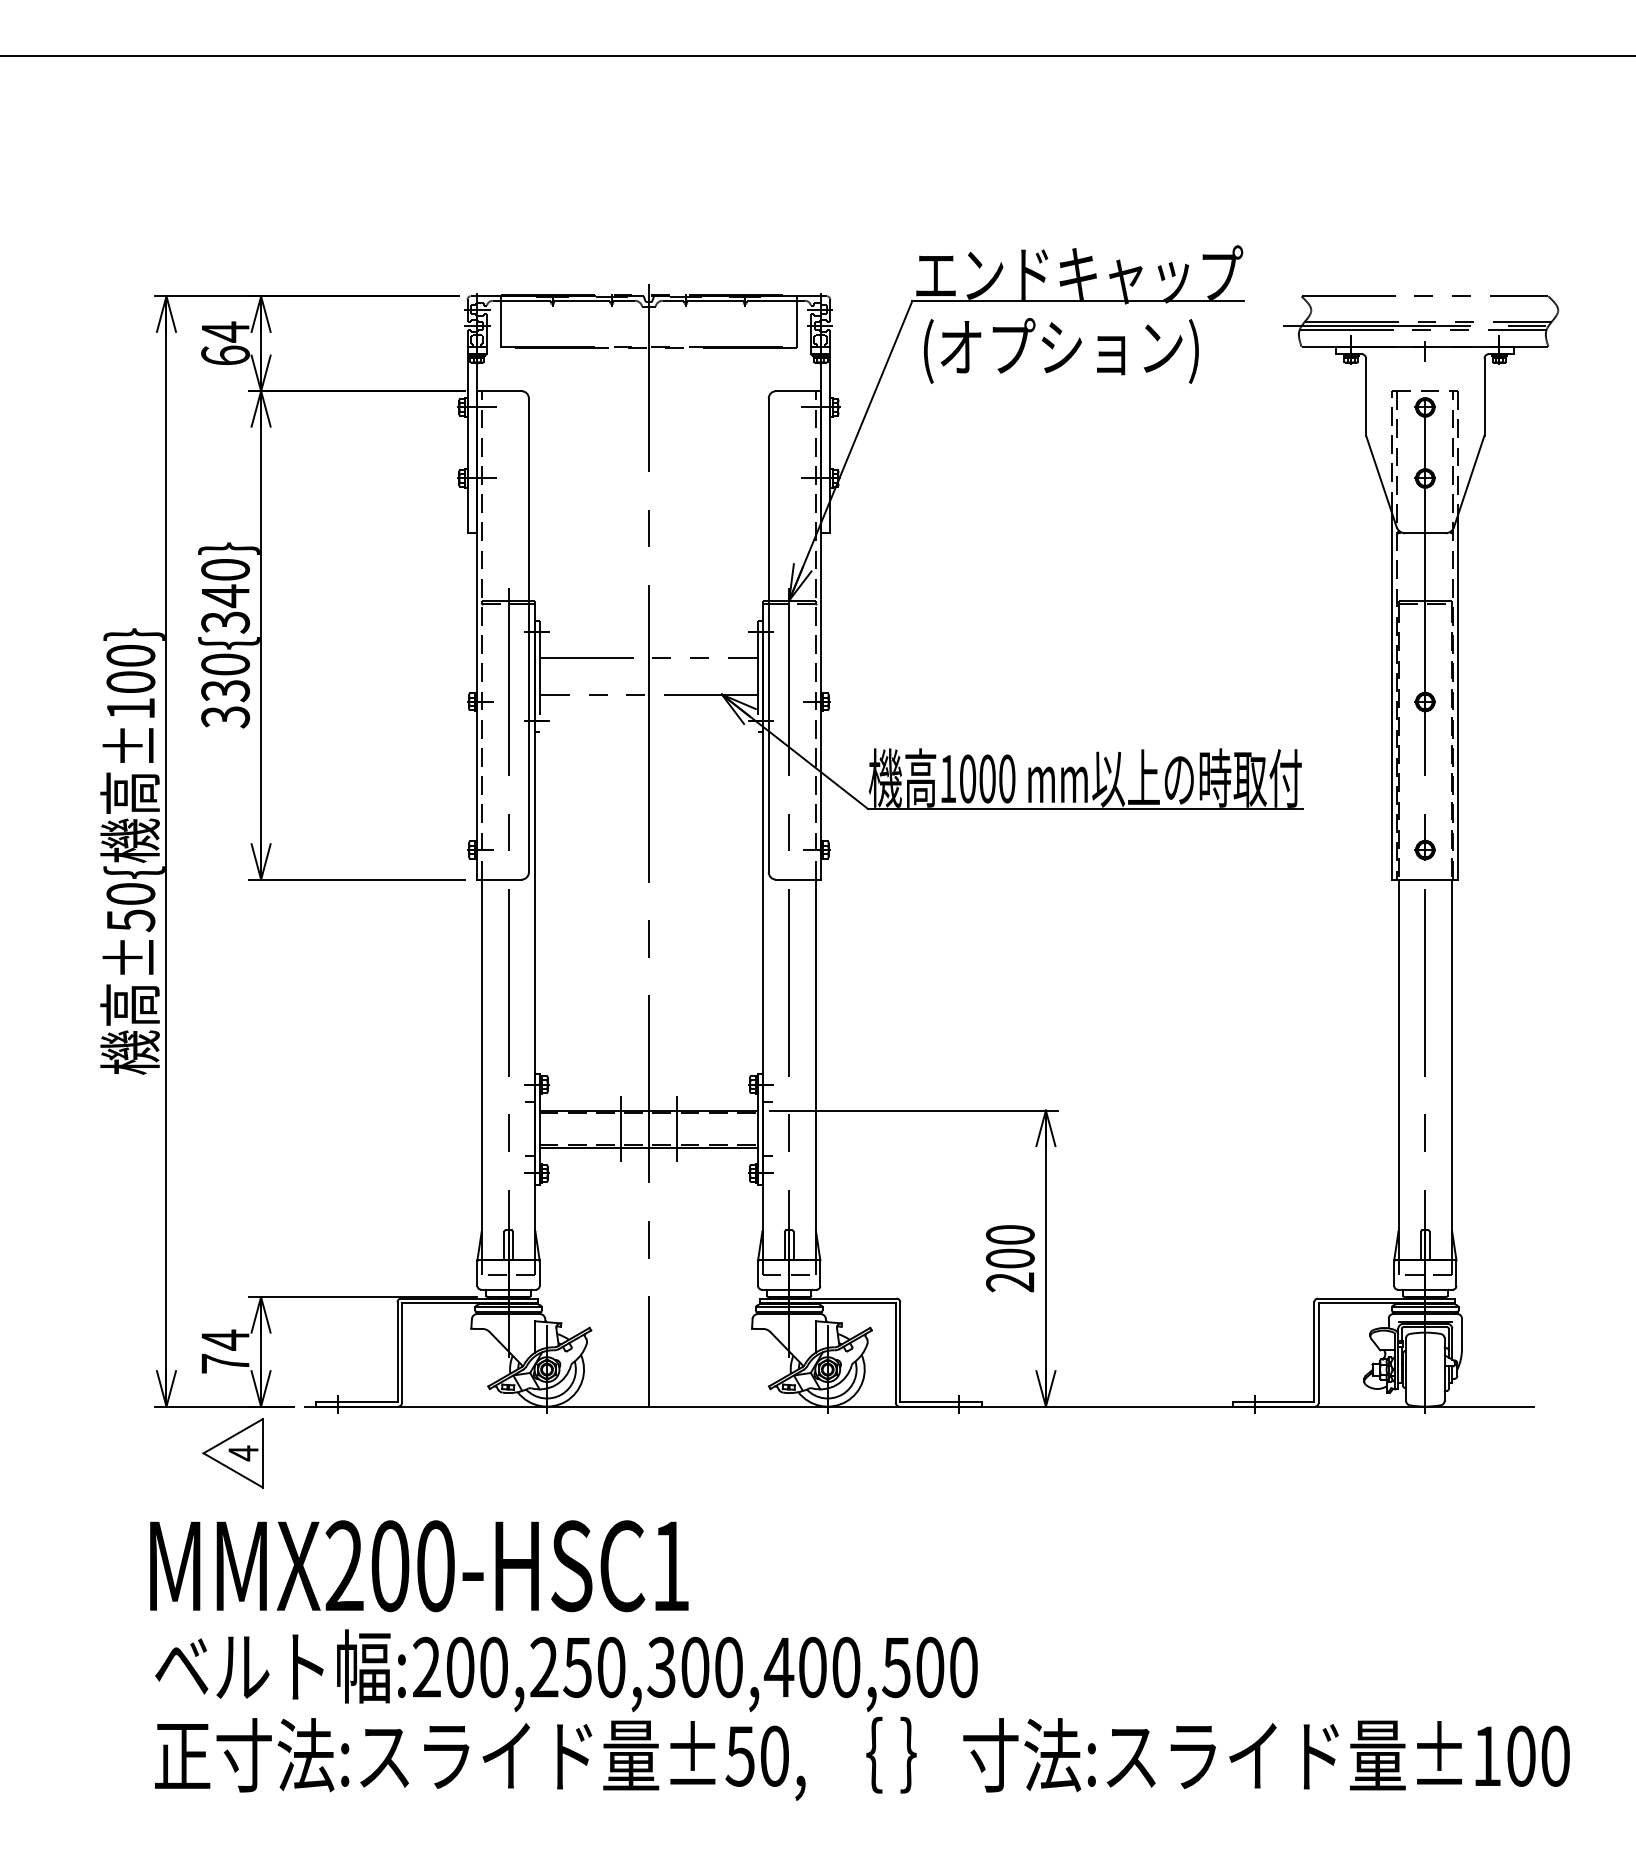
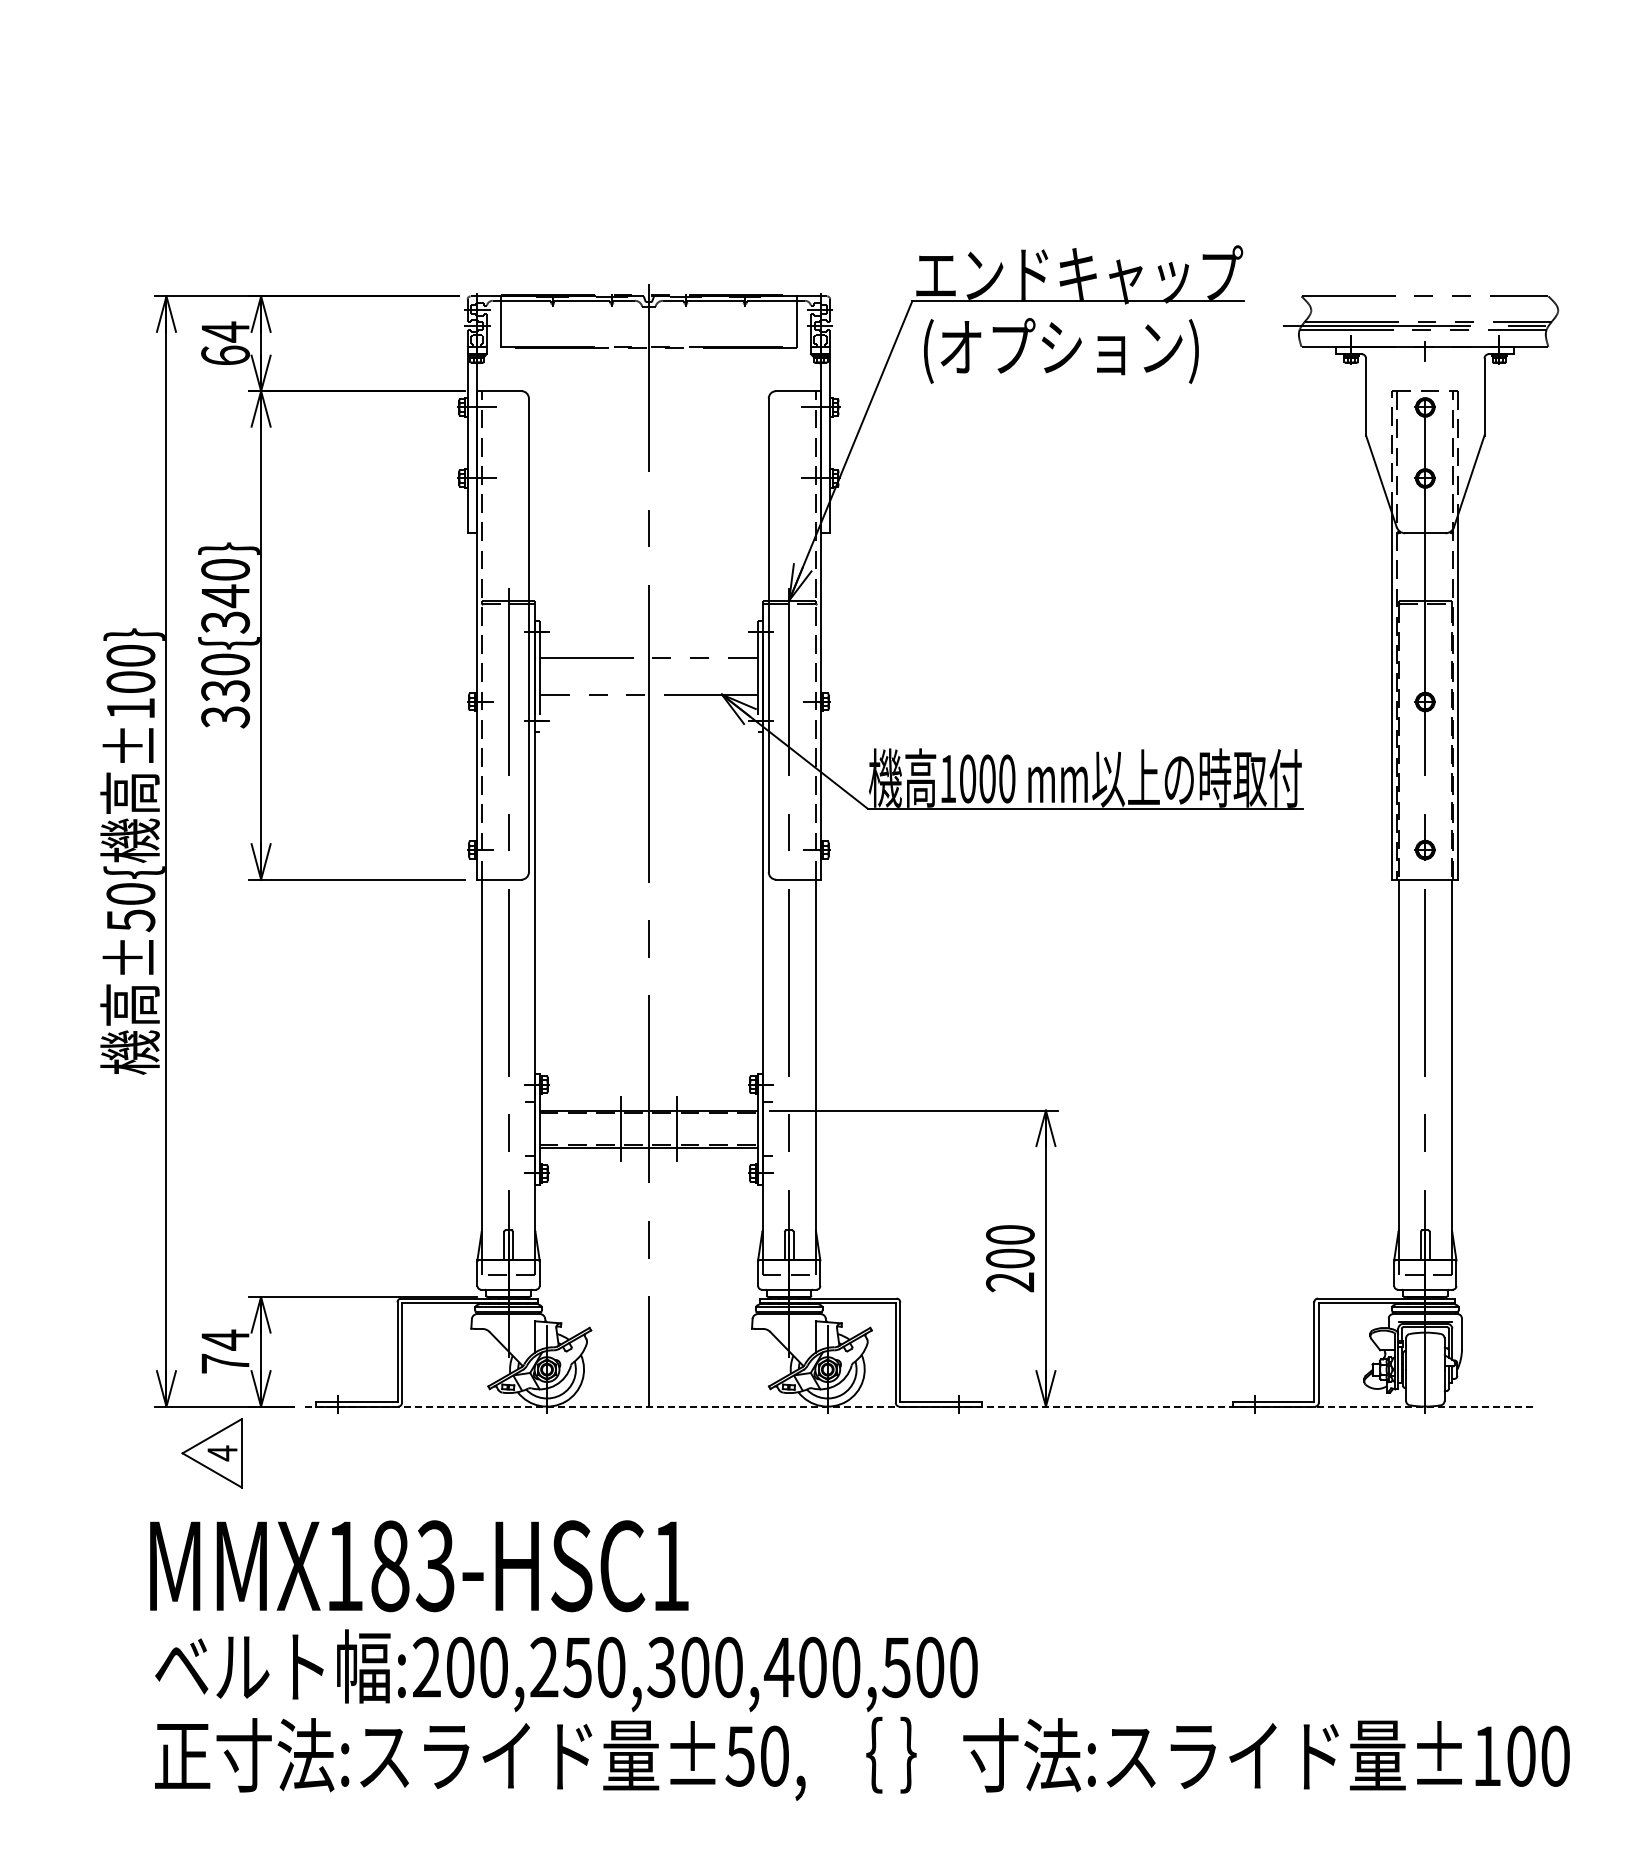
line: present -> none (817, 55)
line: solid -> dashed (920, 1406)
part position: (232, 1453) -> (211, 1453) (211, 1453)
text: MMX200-HSC1 -> MMX183-HSC1 (389, 1566)
